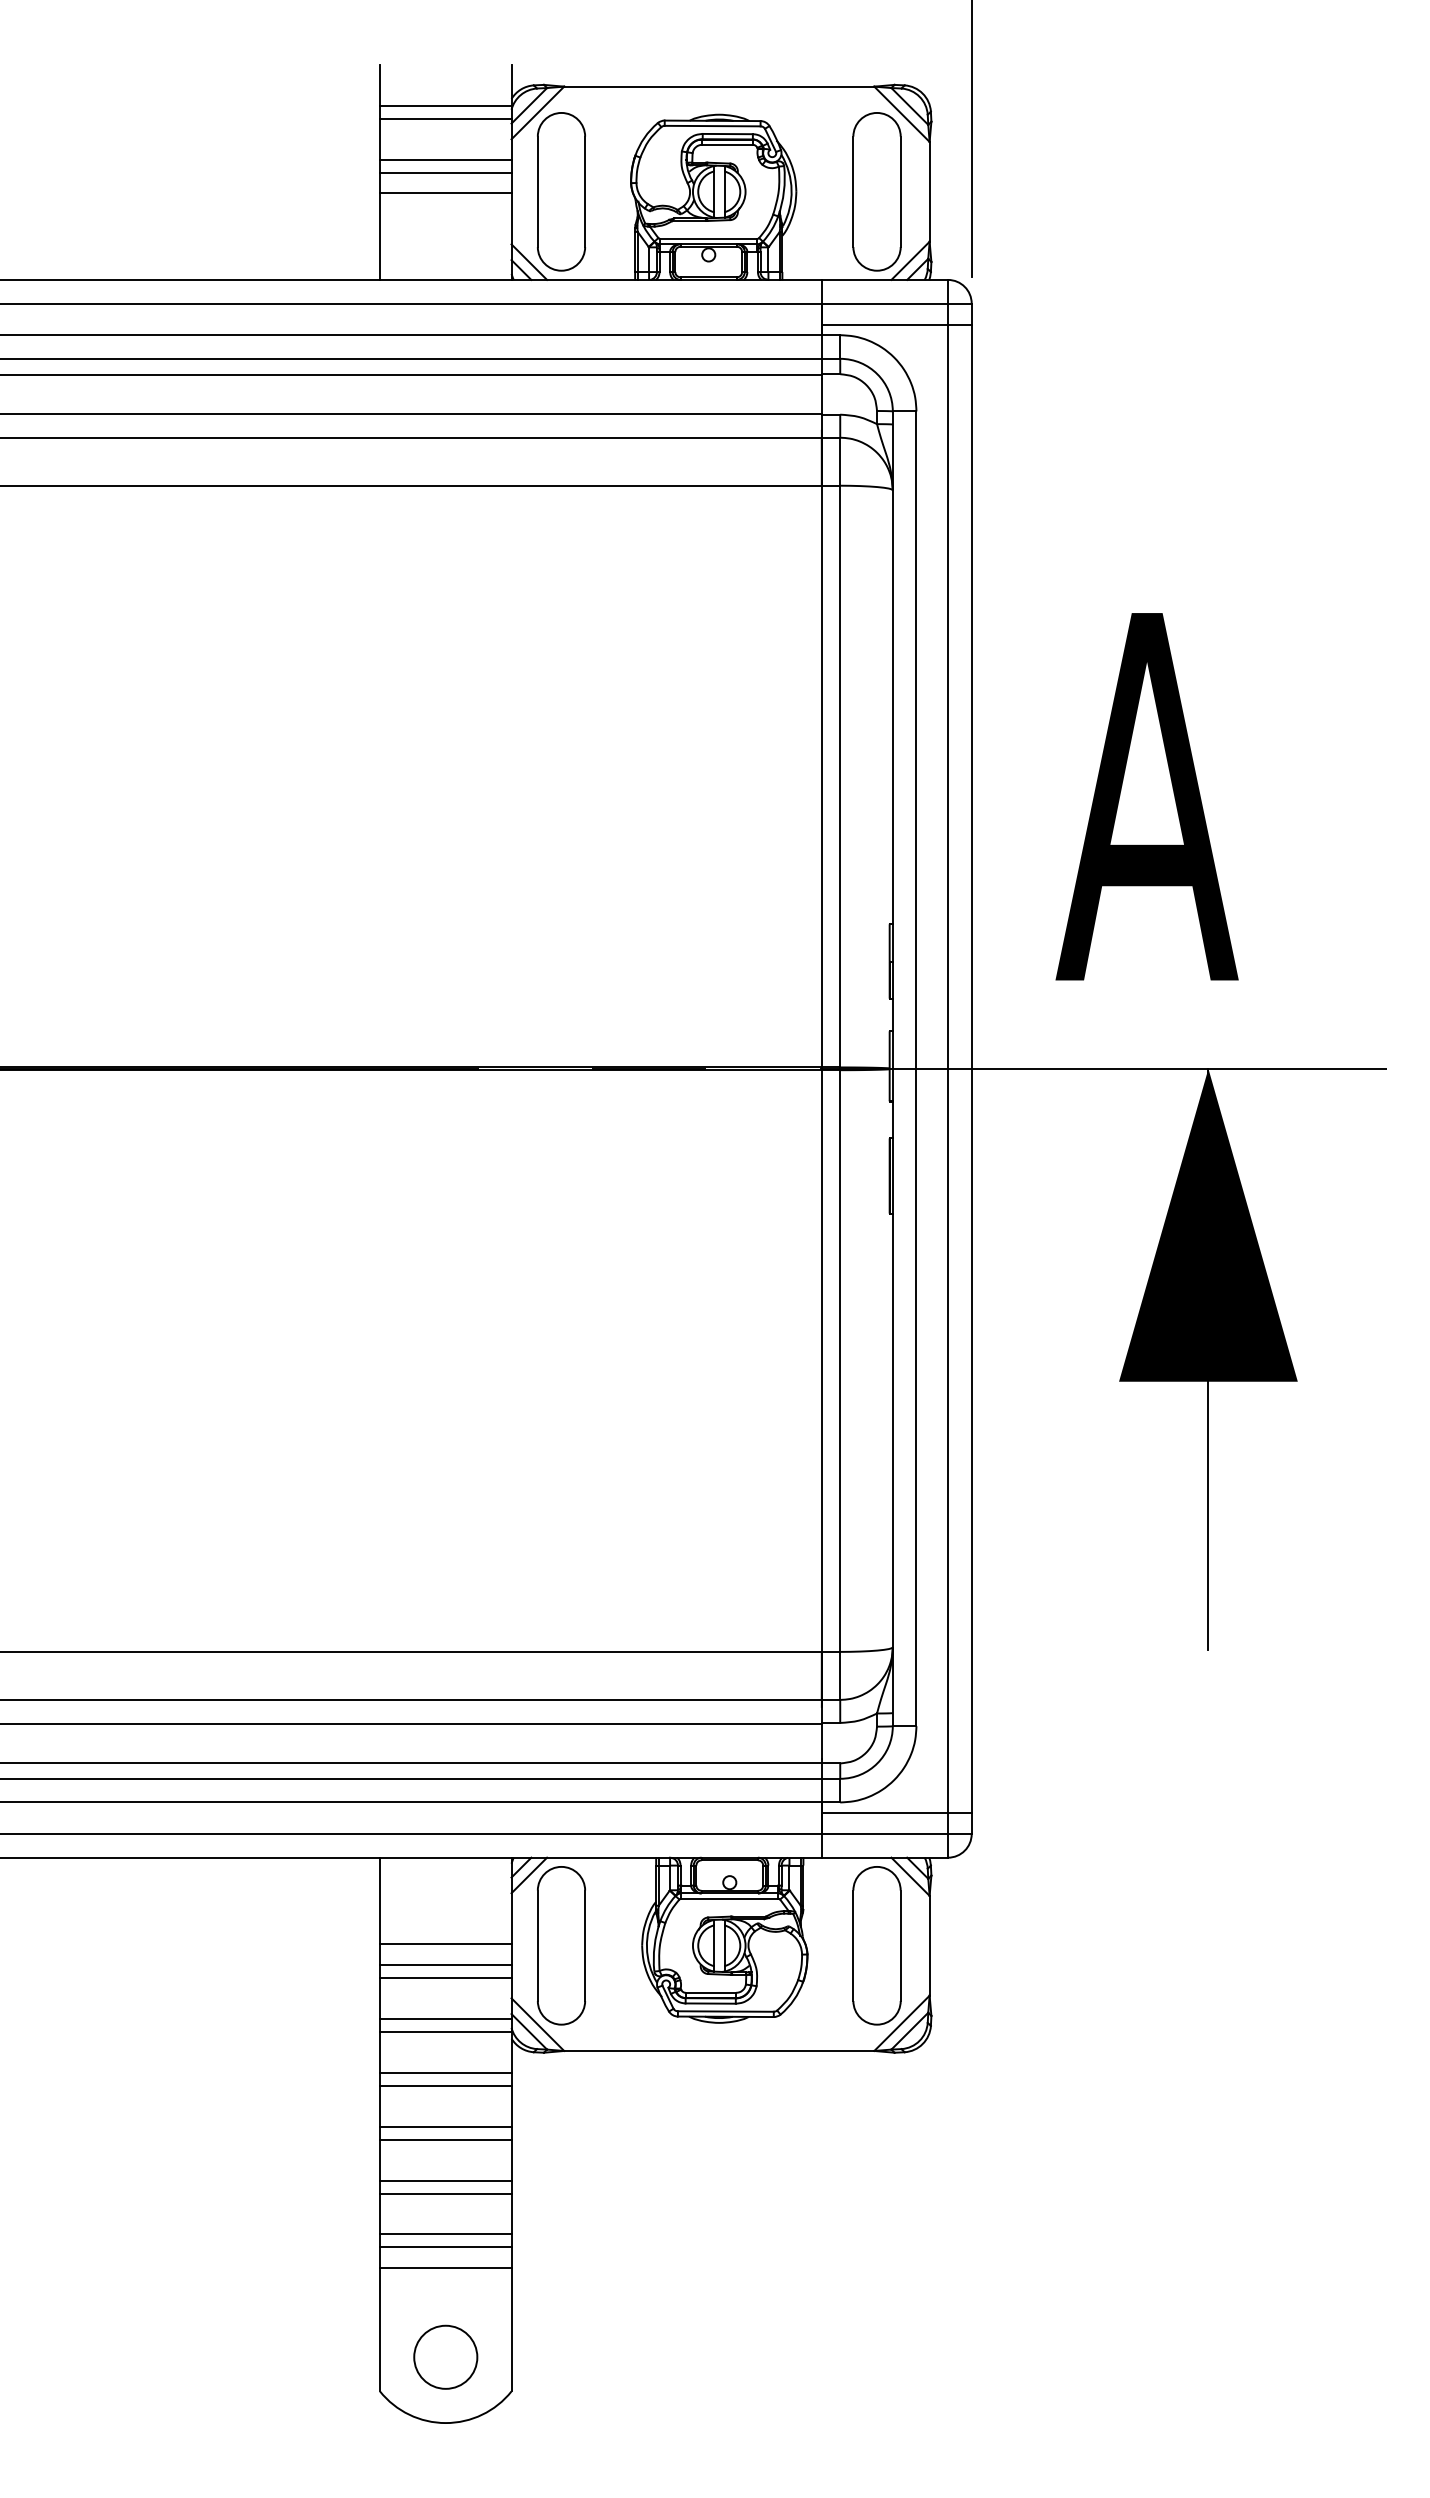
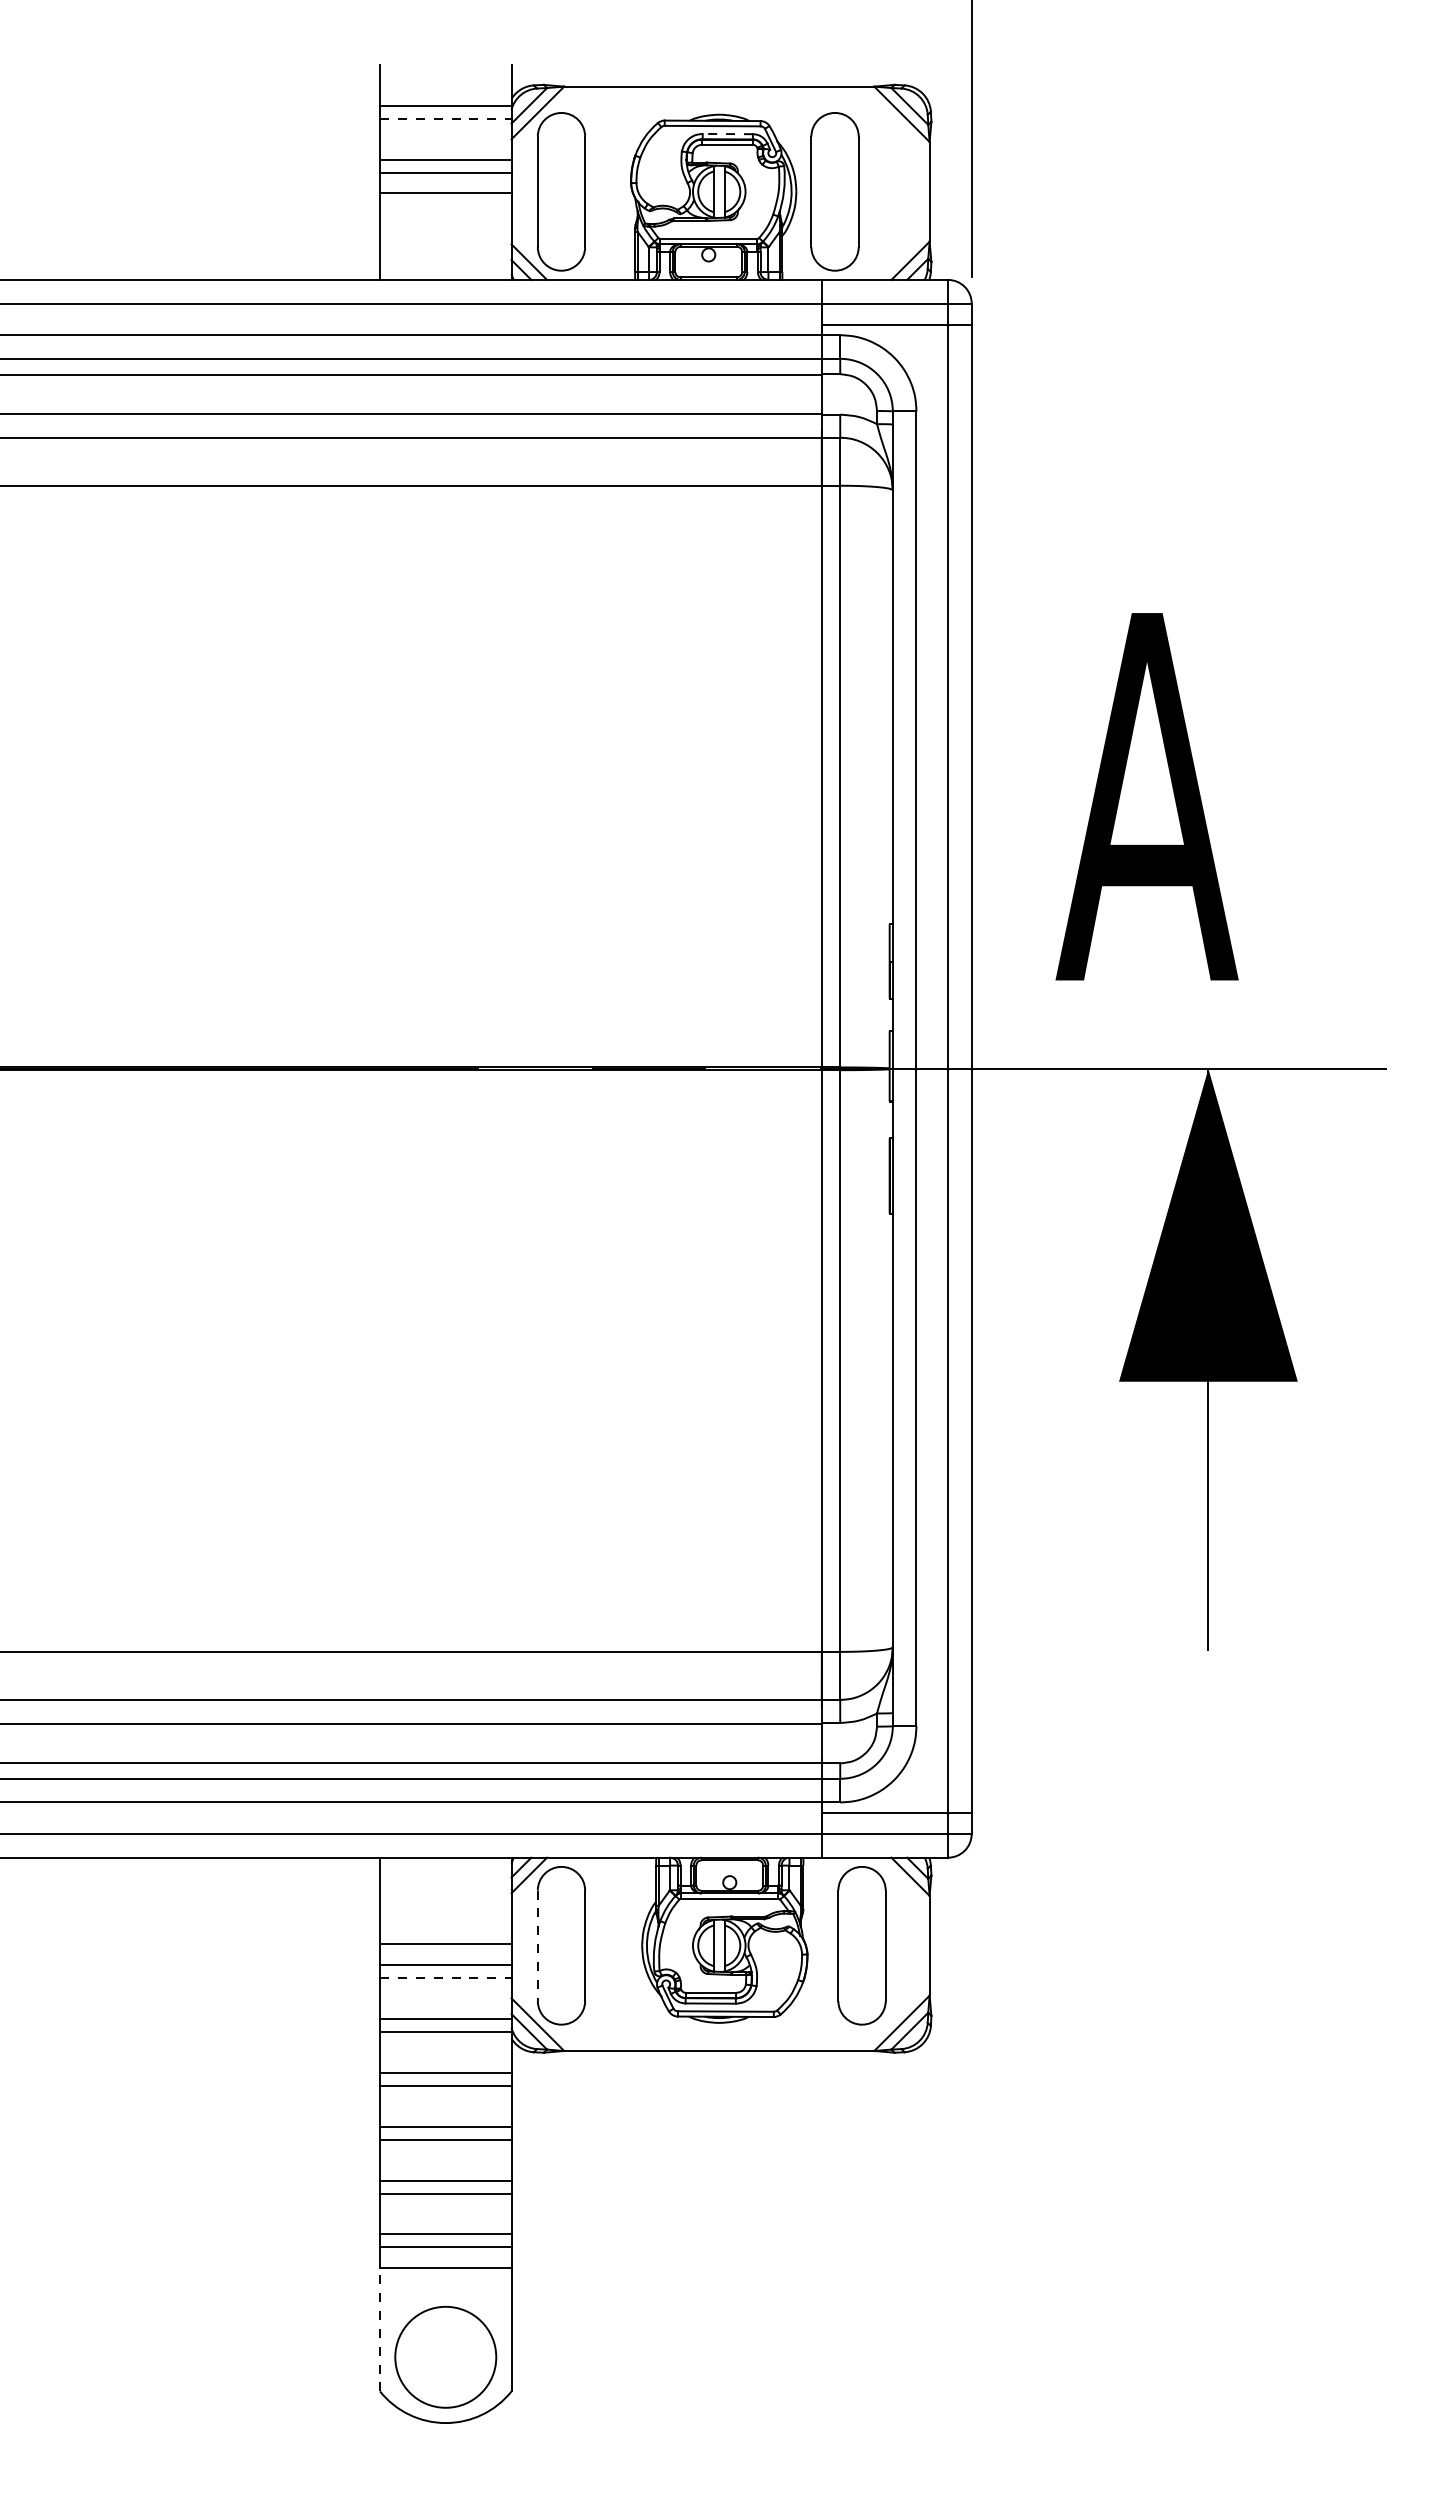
line: solid -> dashed (445, 118)
line: solid -> dashed (727, 134)
part position: (876, 191) -> (834, 191) (834, 191)
part position: (876, 1945) -> (861, 1945) (861, 1945)
line: solid -> dashed (537, 1946)
line: solid -> dashed (445, 1977)
line: solid -> dashed (380, 2329)
circle diameter: 63 px -> 101 px (445, 2356)
